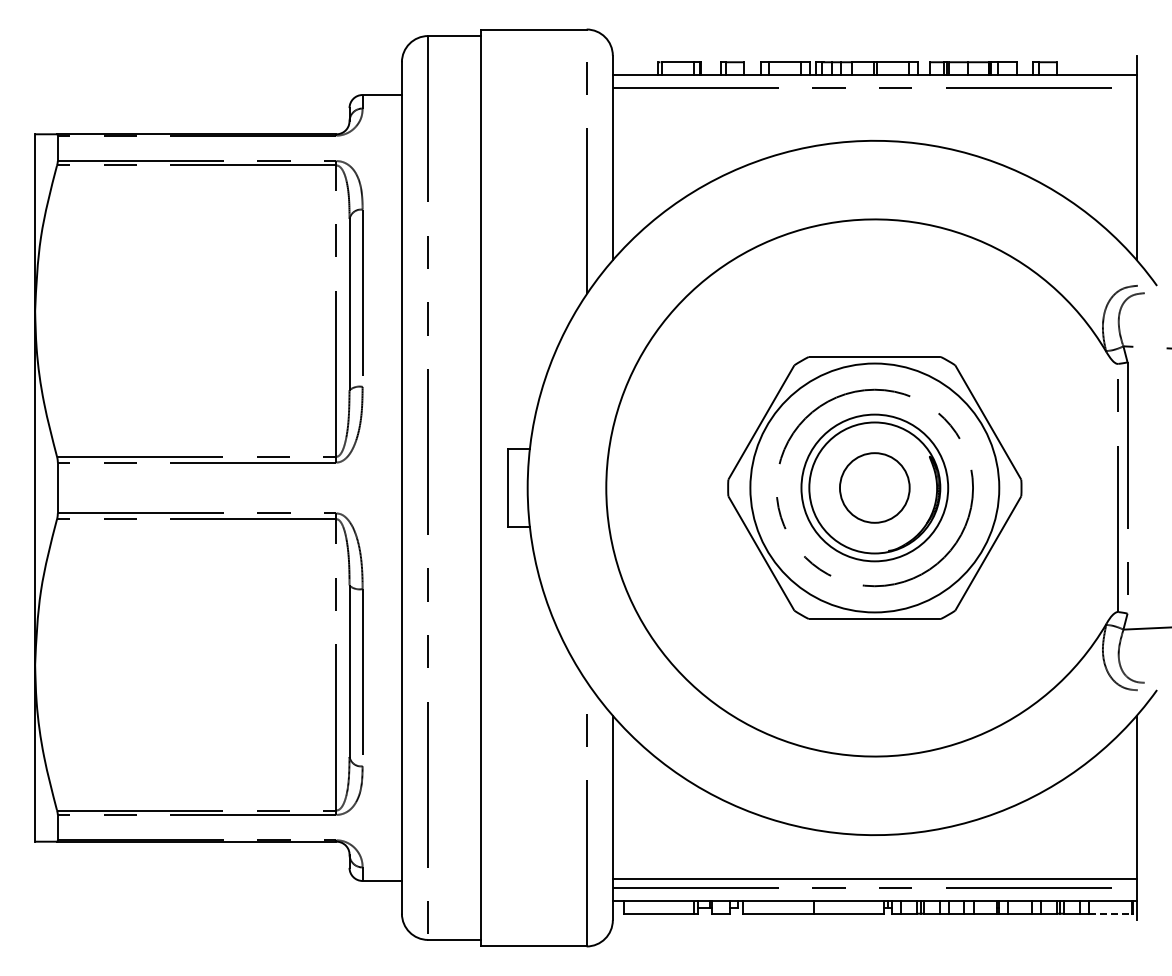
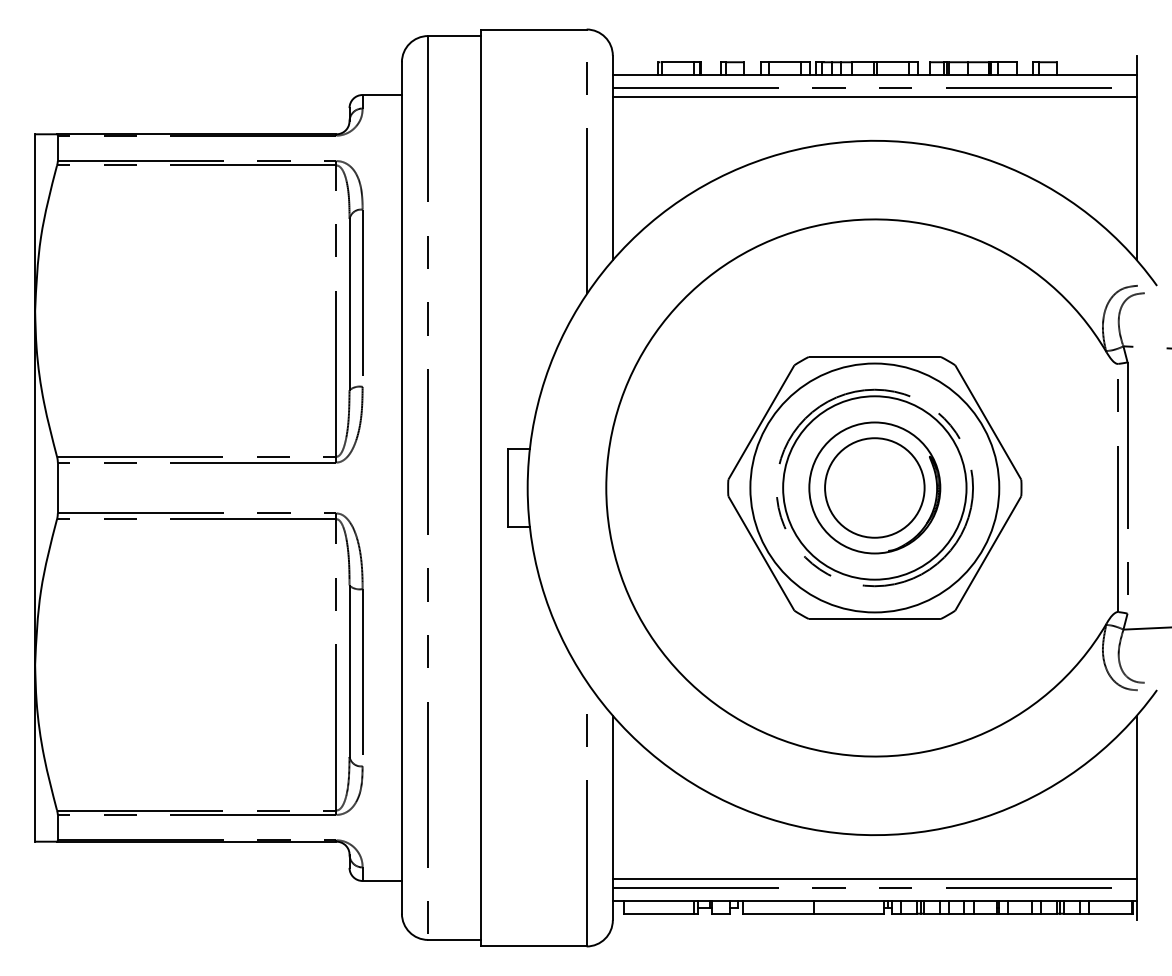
line: none -> present (874, 96)
circle diameter: 147 px -> 183 px (874, 487)
circle diameter: 70 px -> 100 px (874, 487)
line: dashed -> solid (1111, 913)
